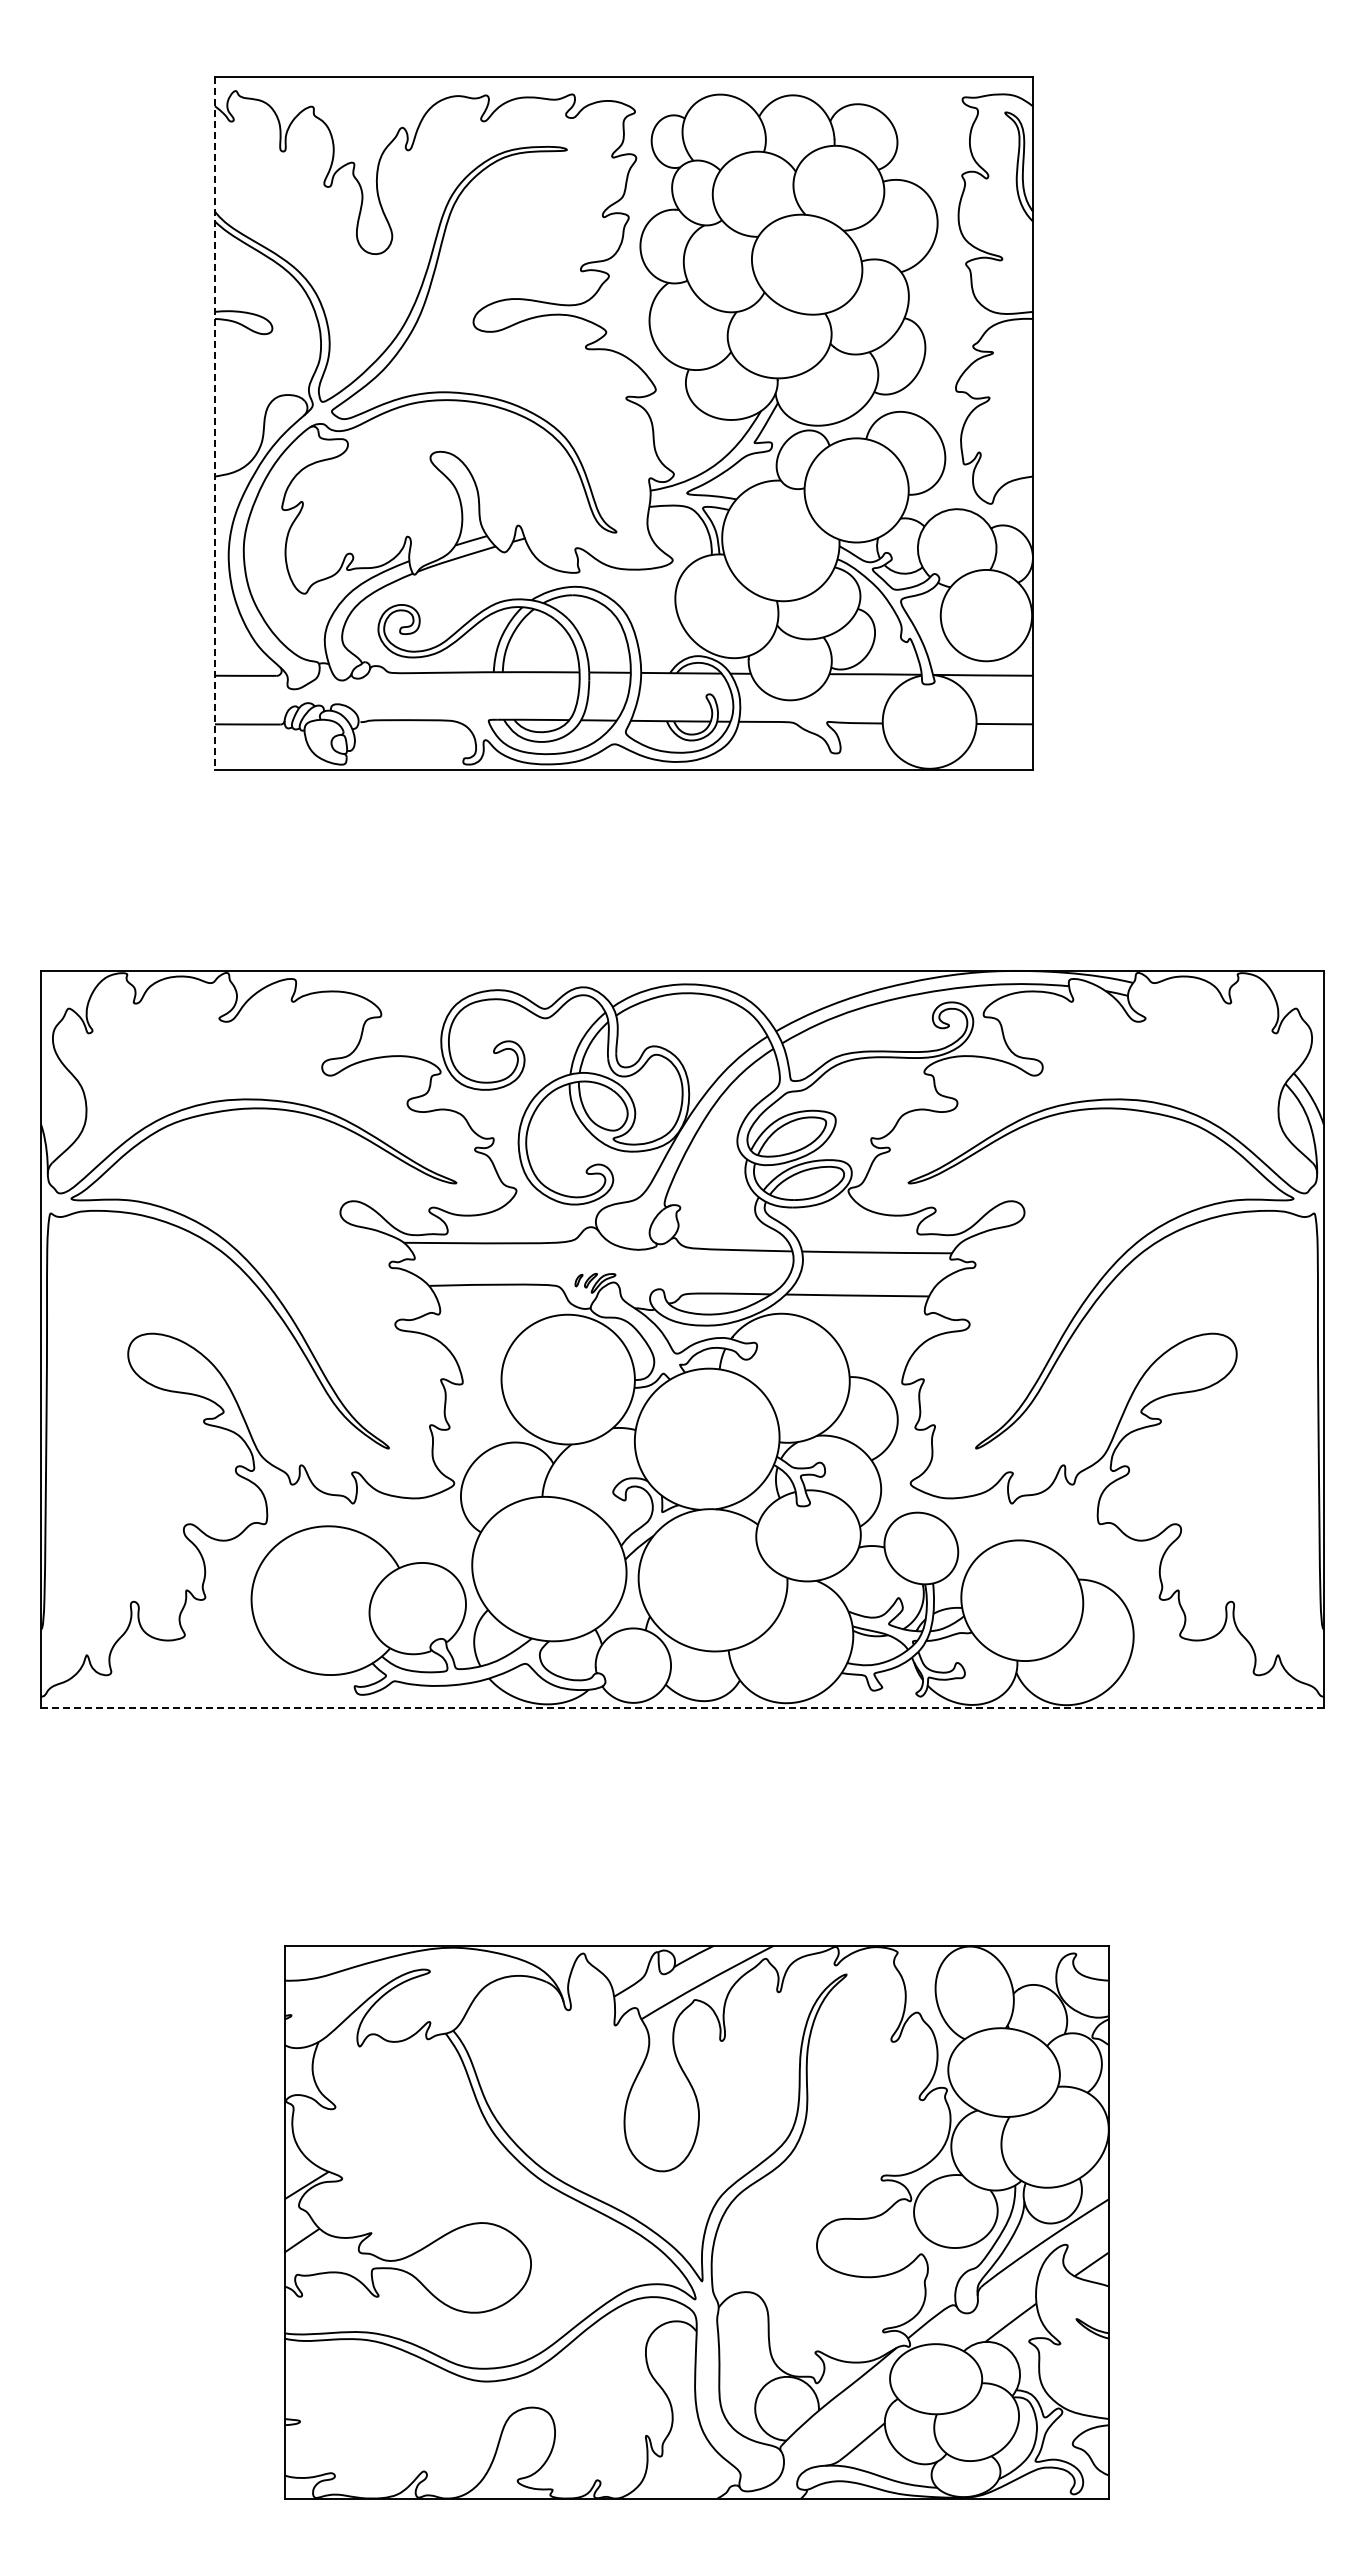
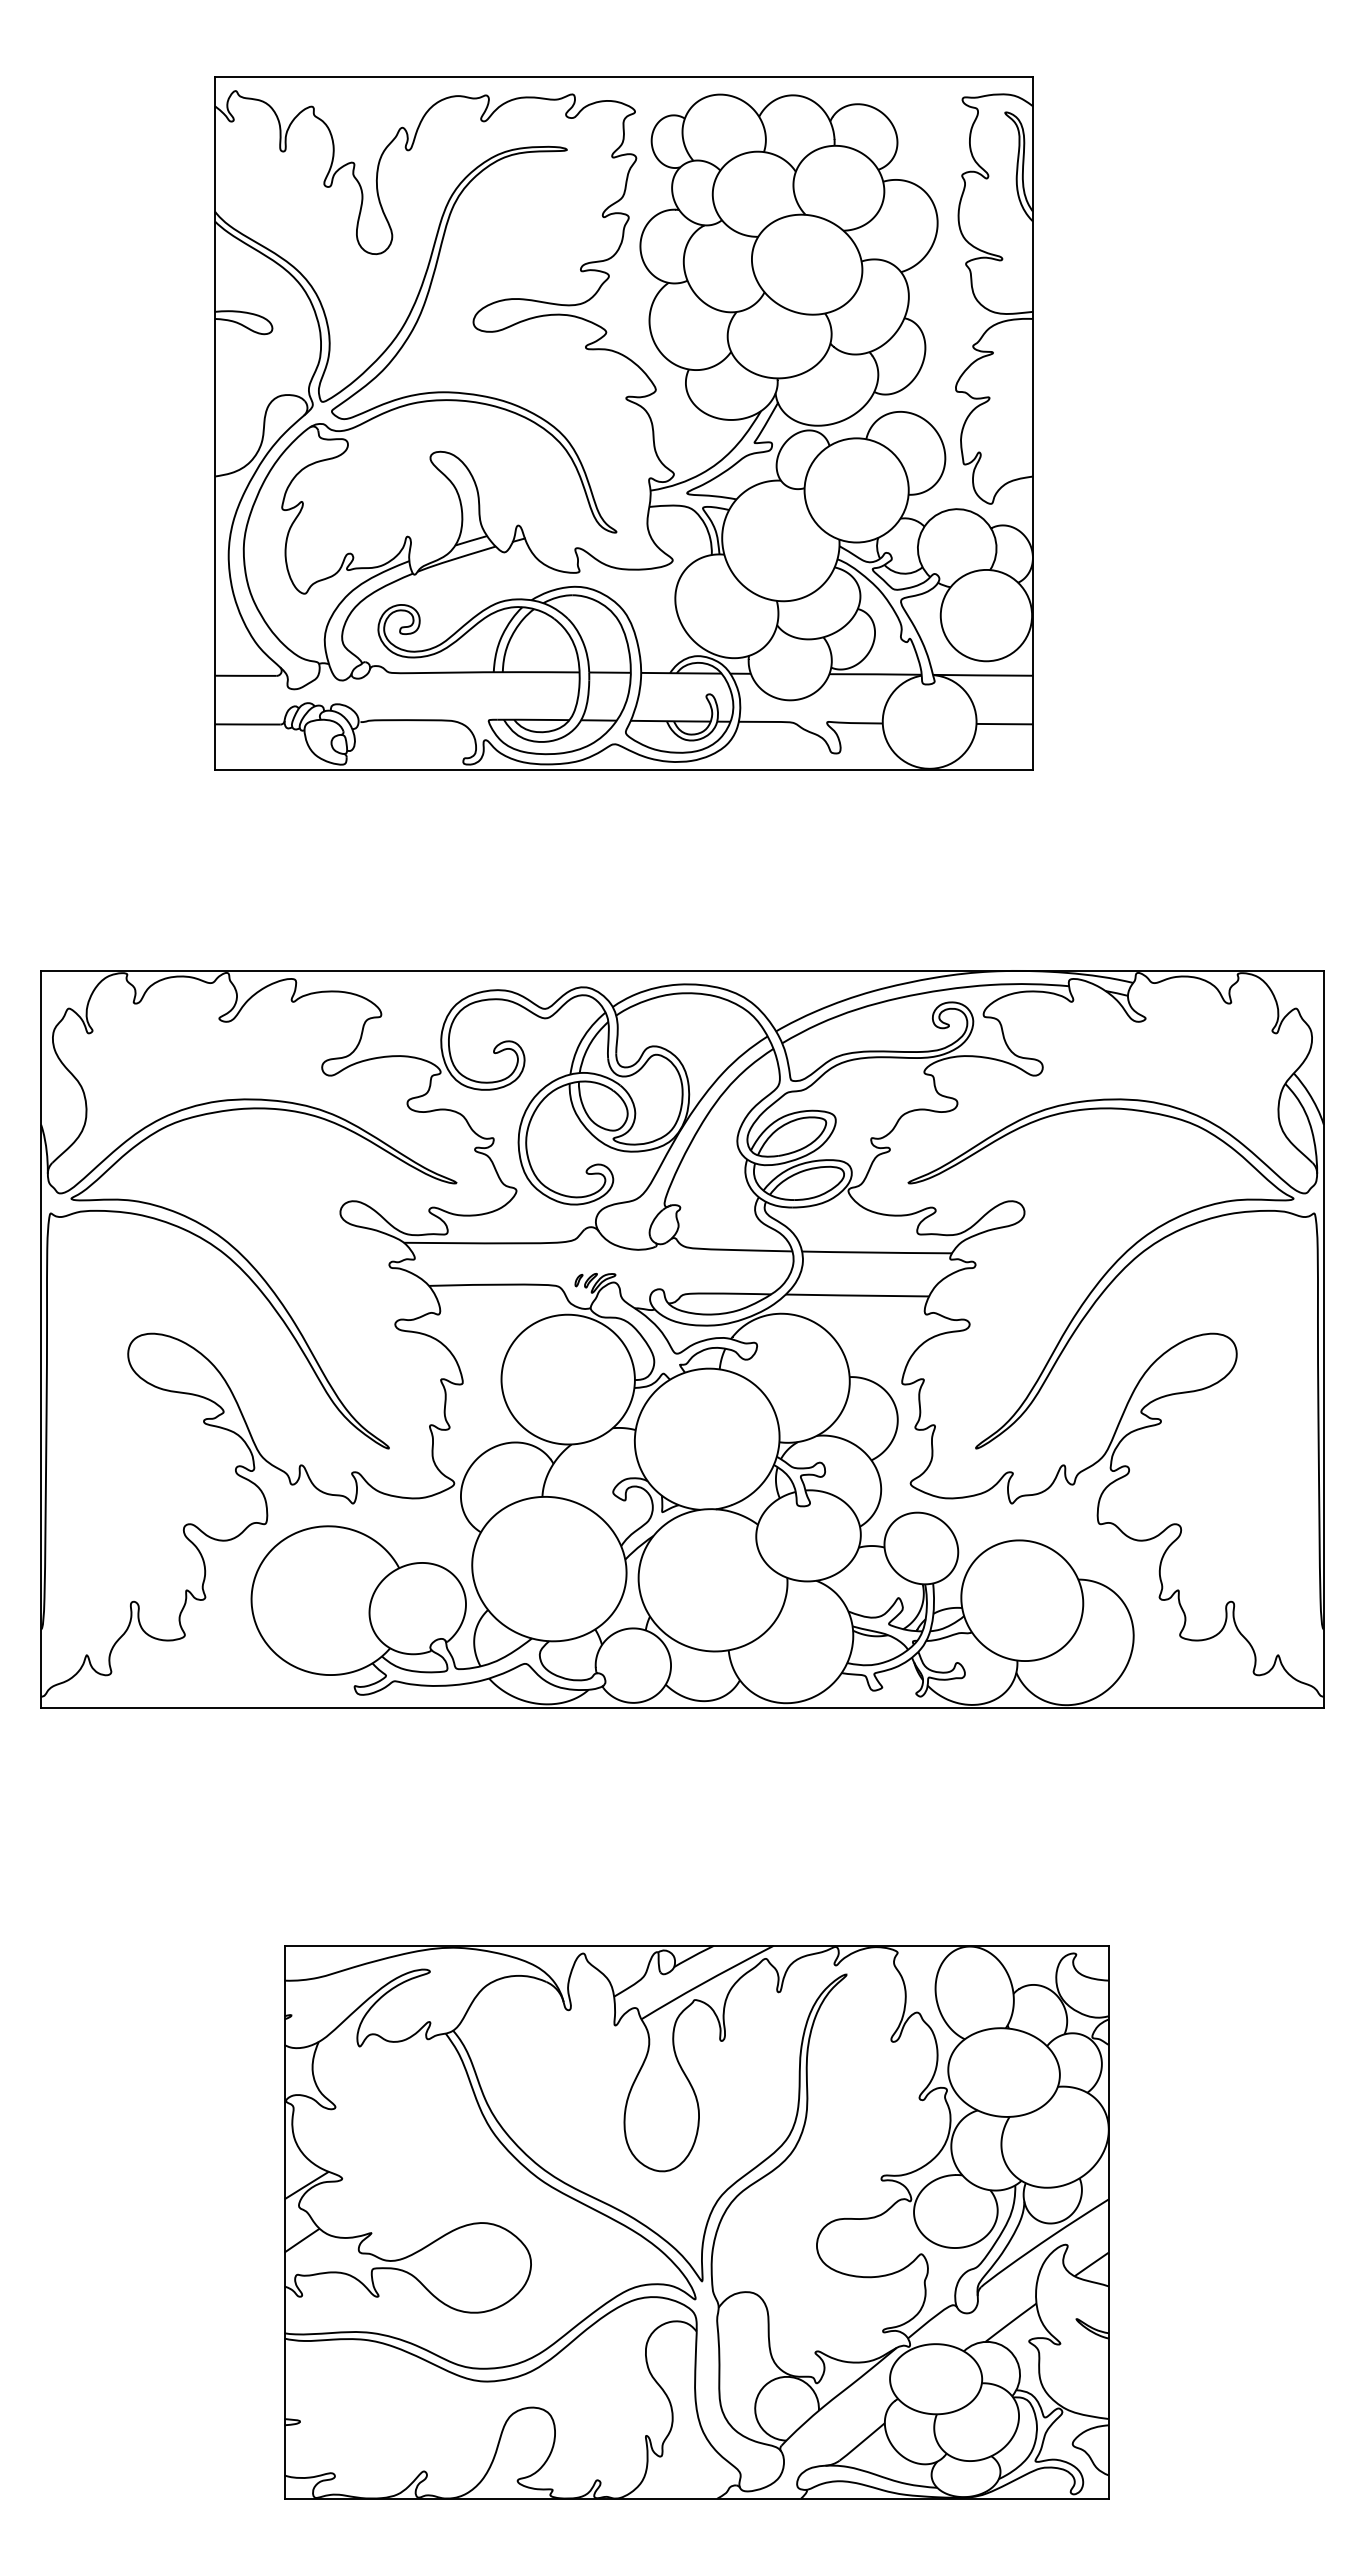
line: dashed -> solid (214, 424)
line: dashed -> solid (682, 1707)
